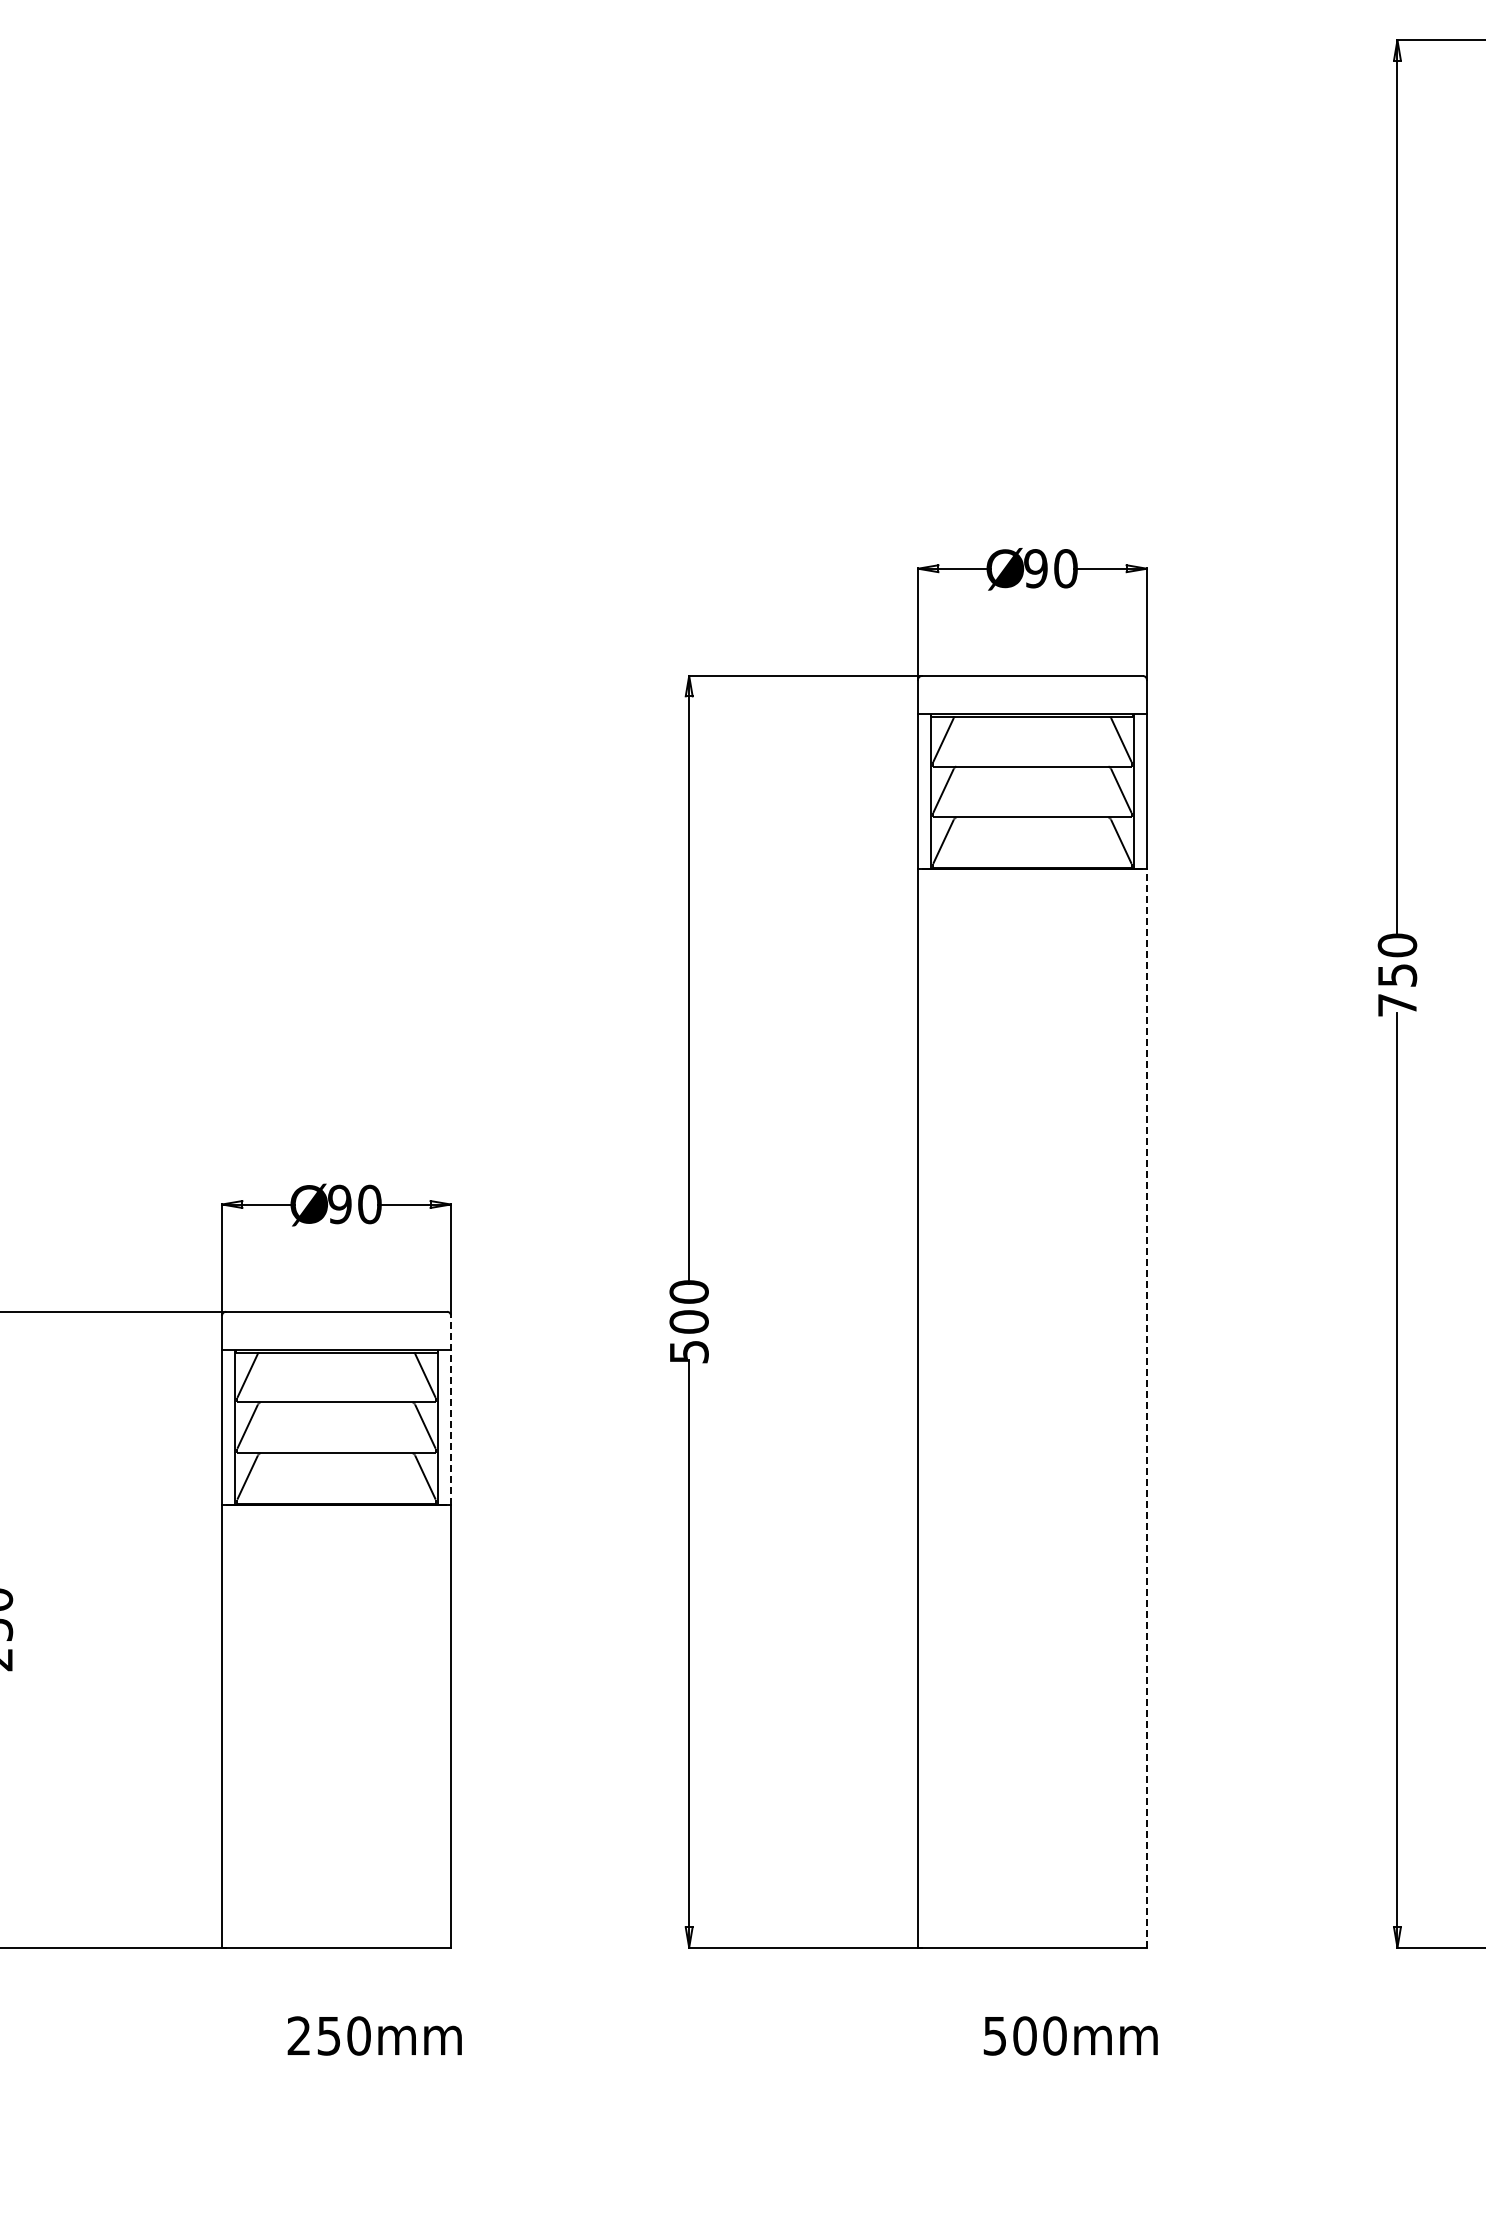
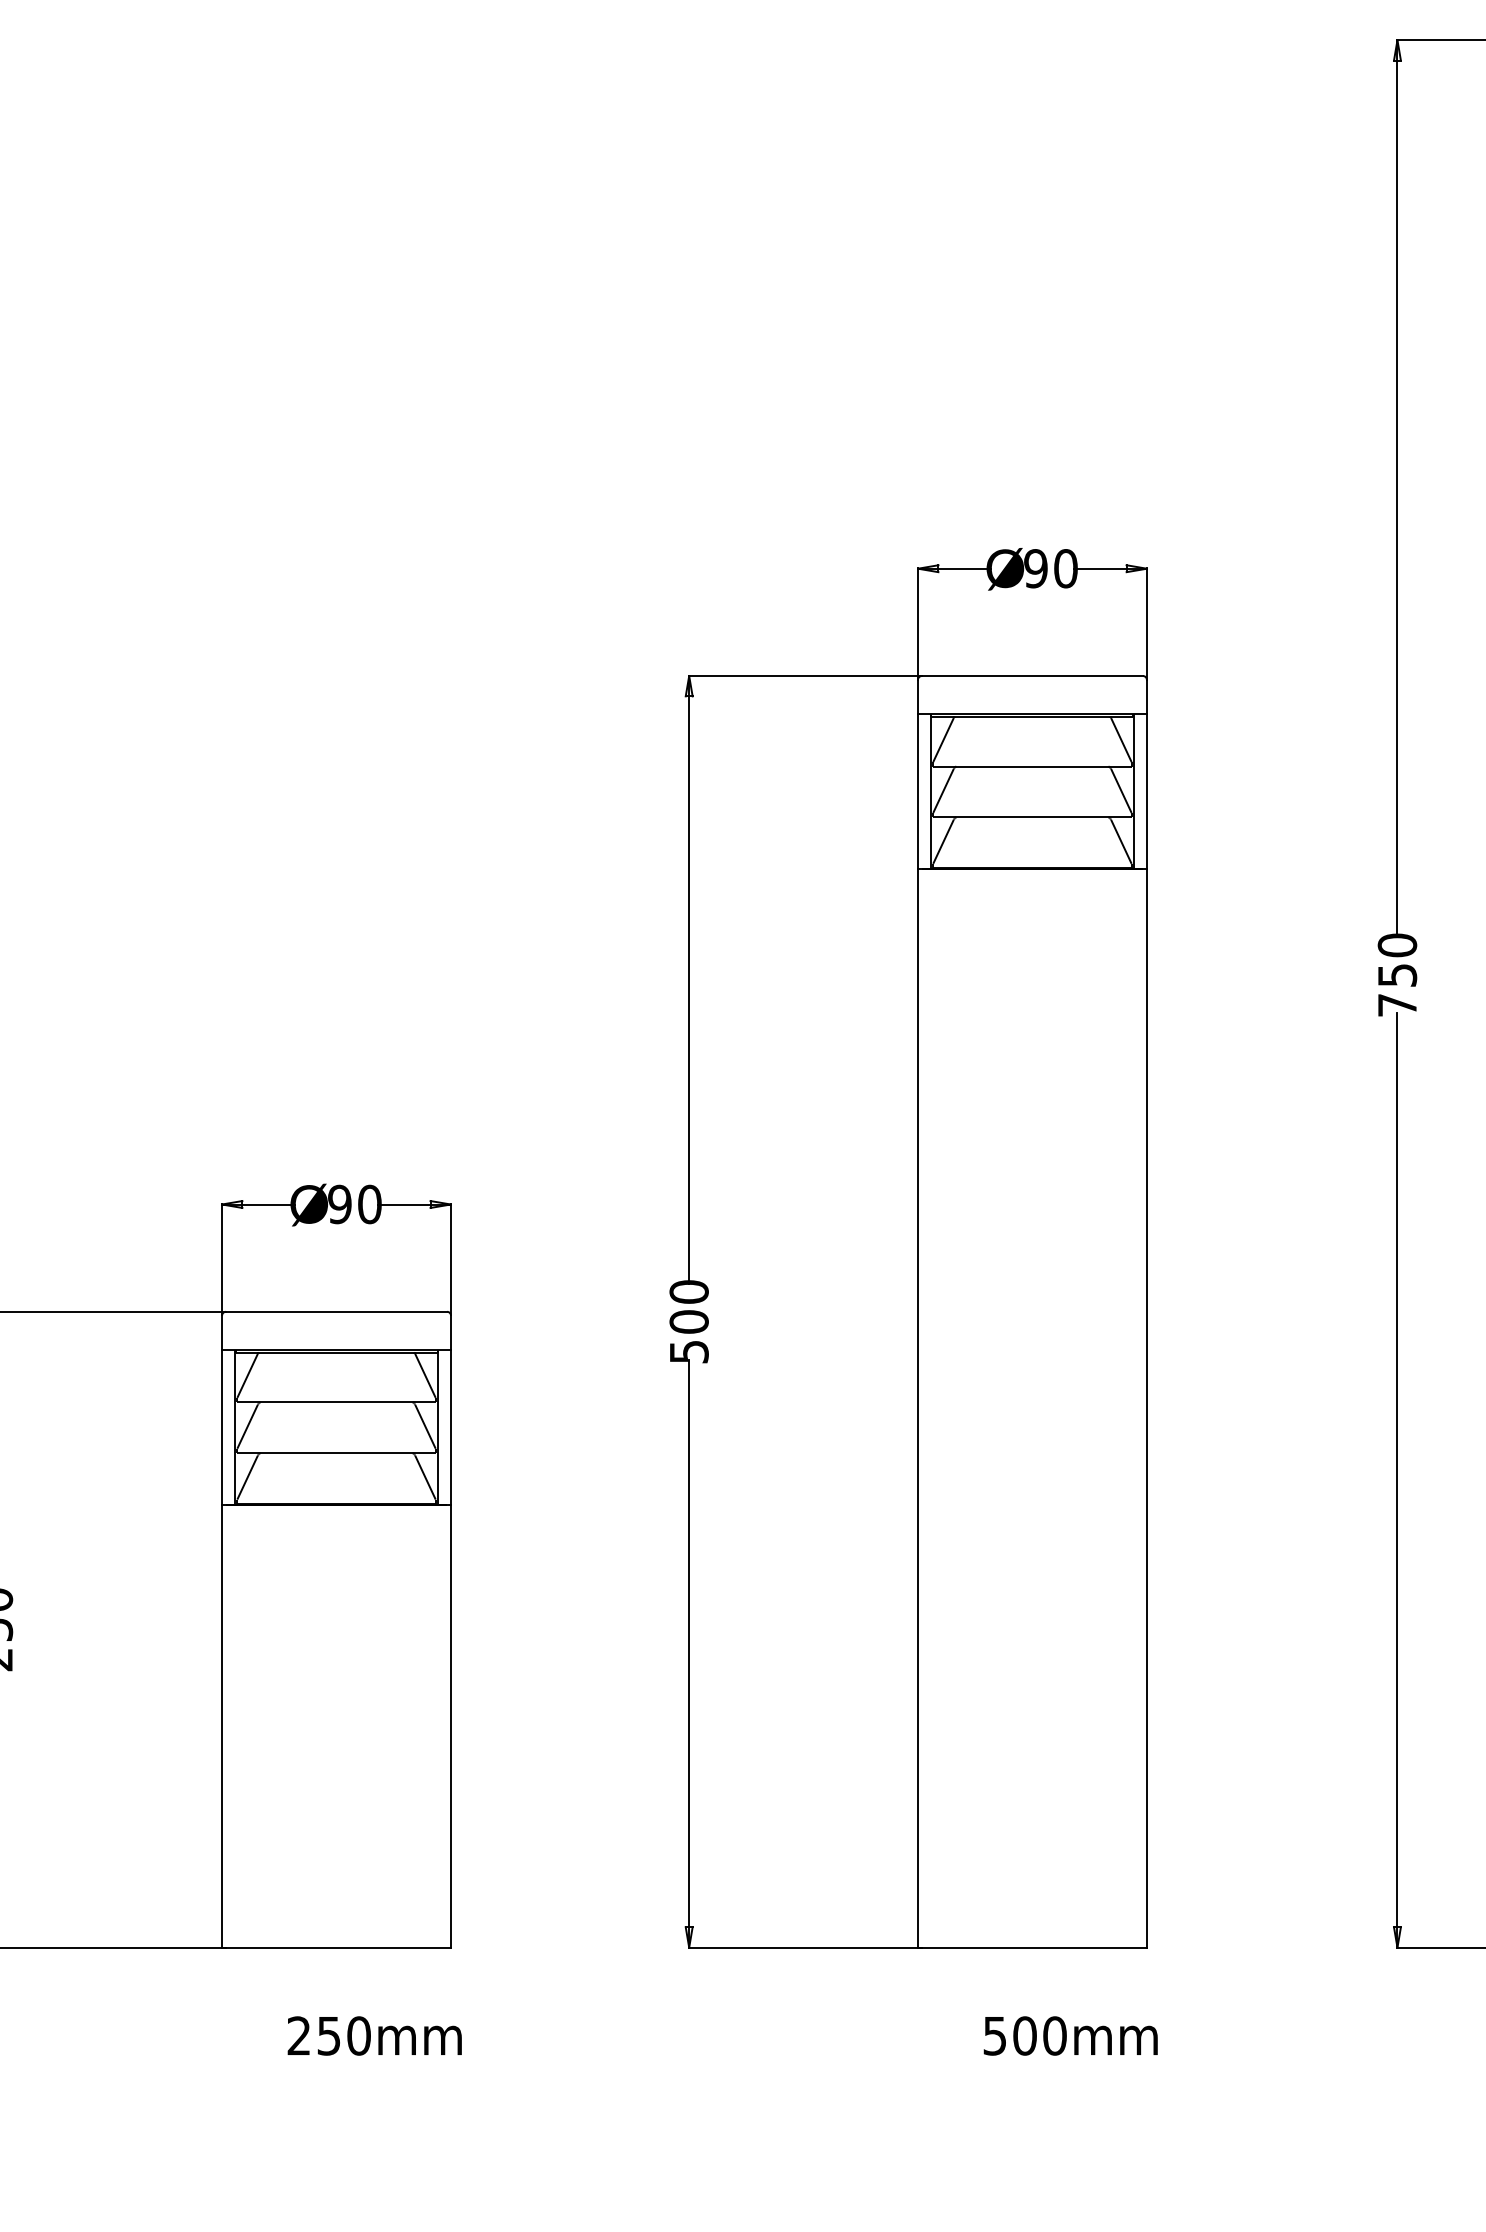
line: dashed -> solid (1146, 1407)
line: dashed -> solid (450, 1410)
